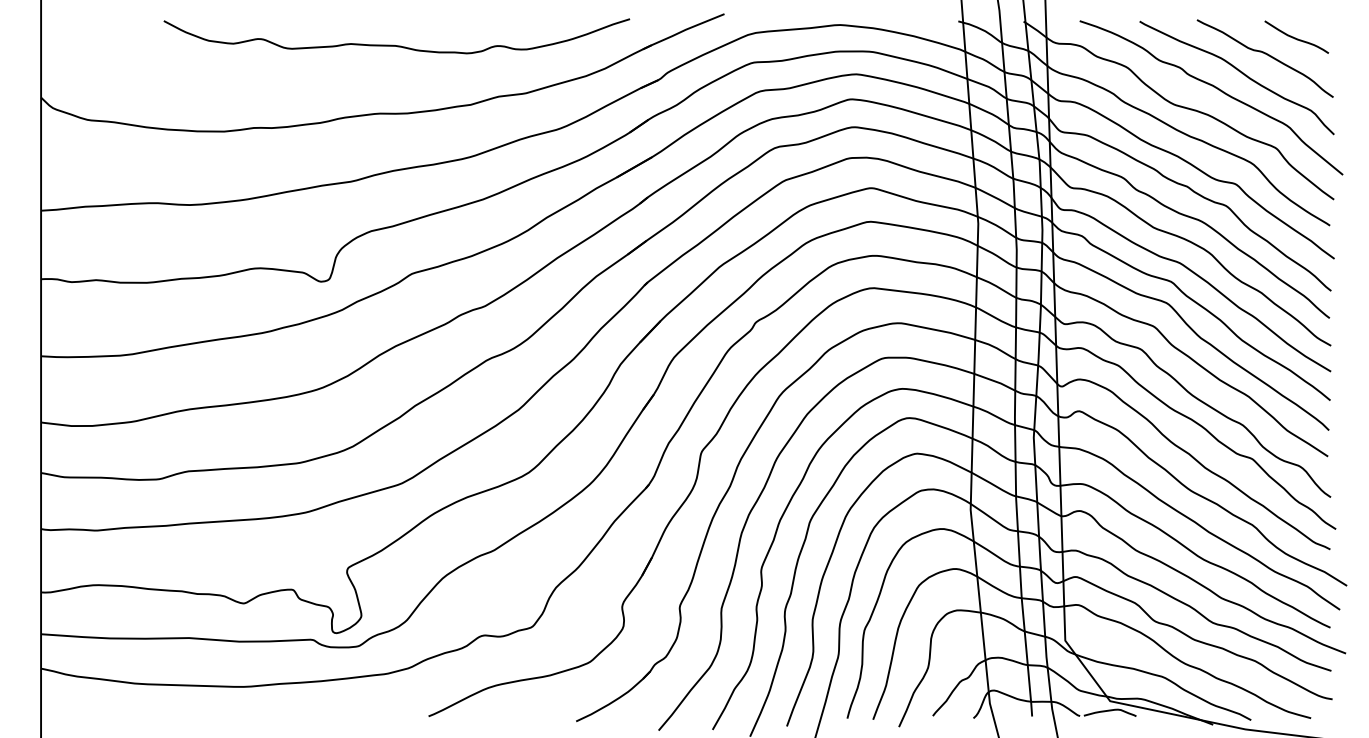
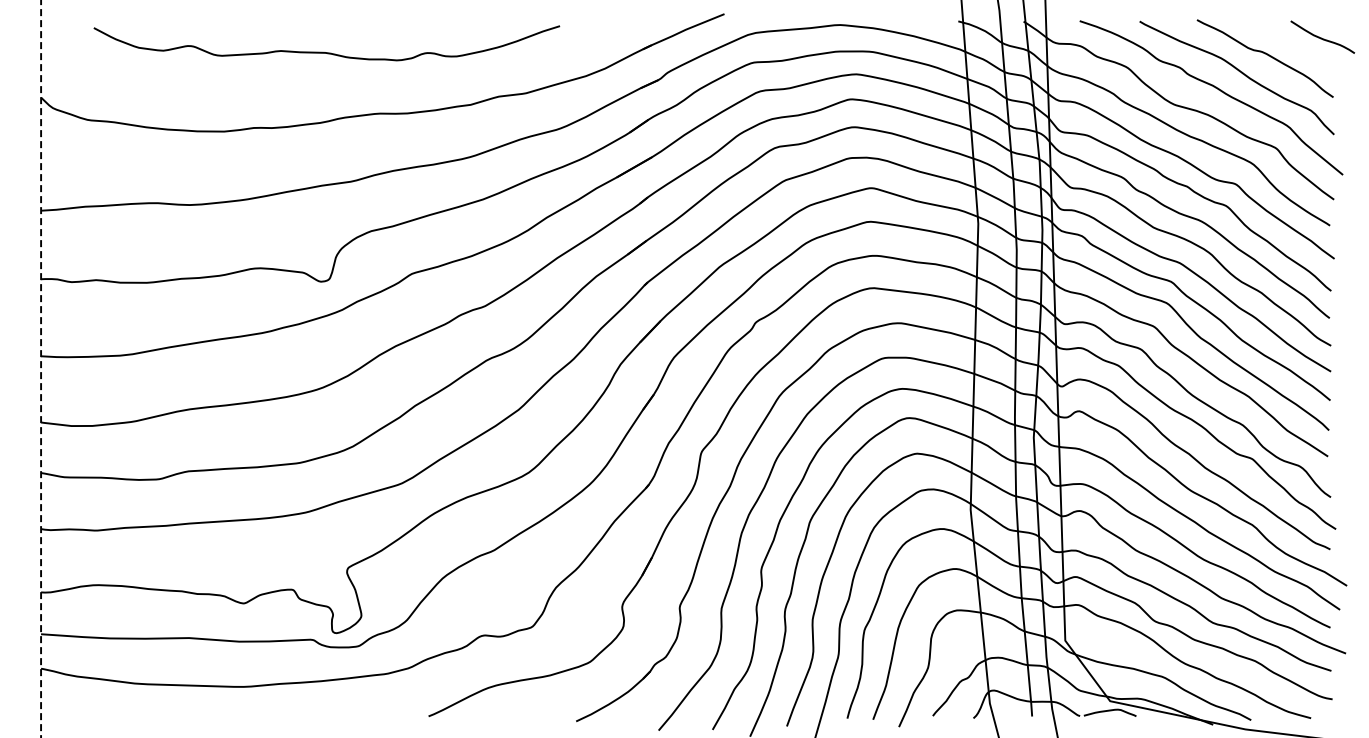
curve position: (1295, 37) -> (1321, 37) (1321, 37)
curve position: (393, 44) -> (323, 51) (323, 51)
line: solid -> dashed (41, 368)
